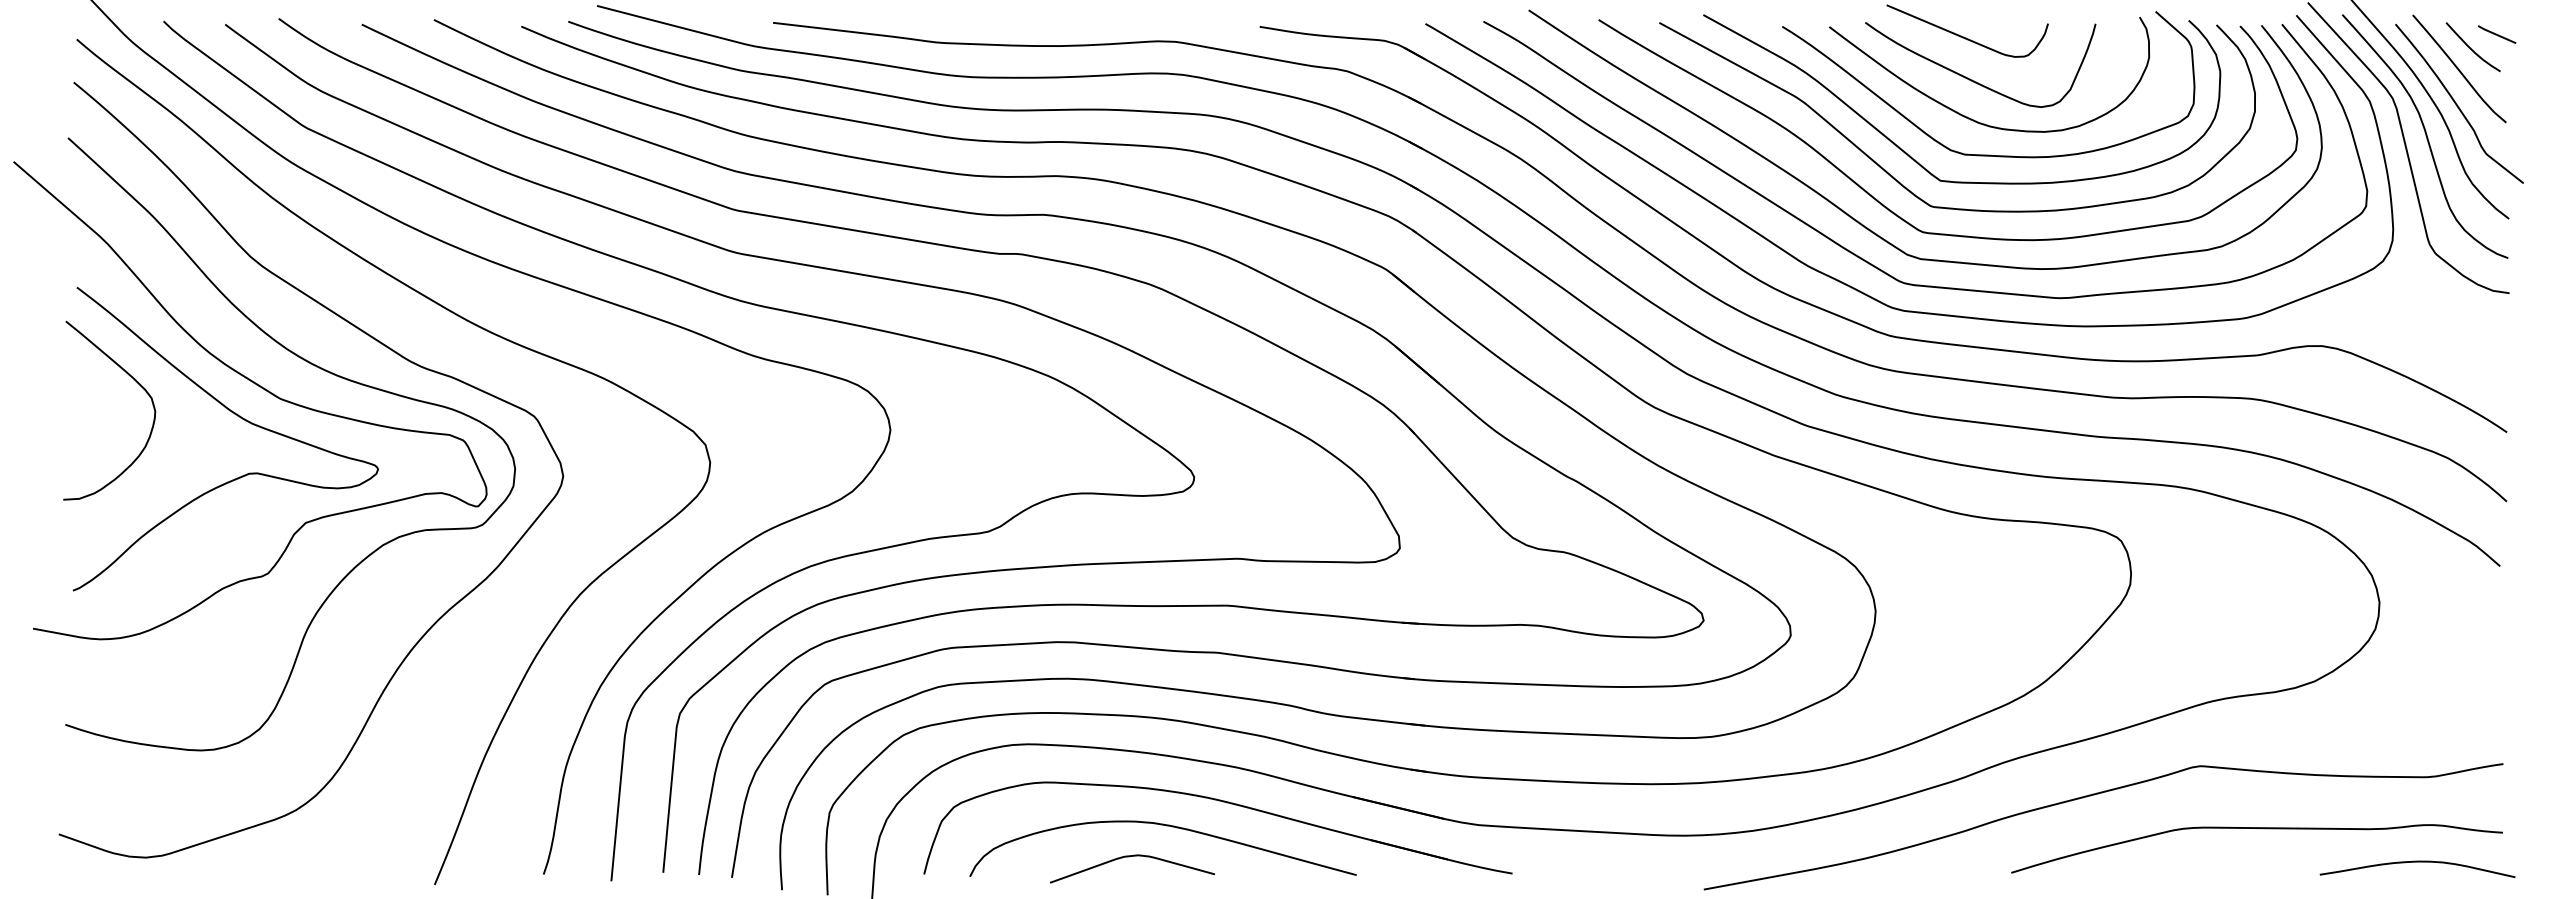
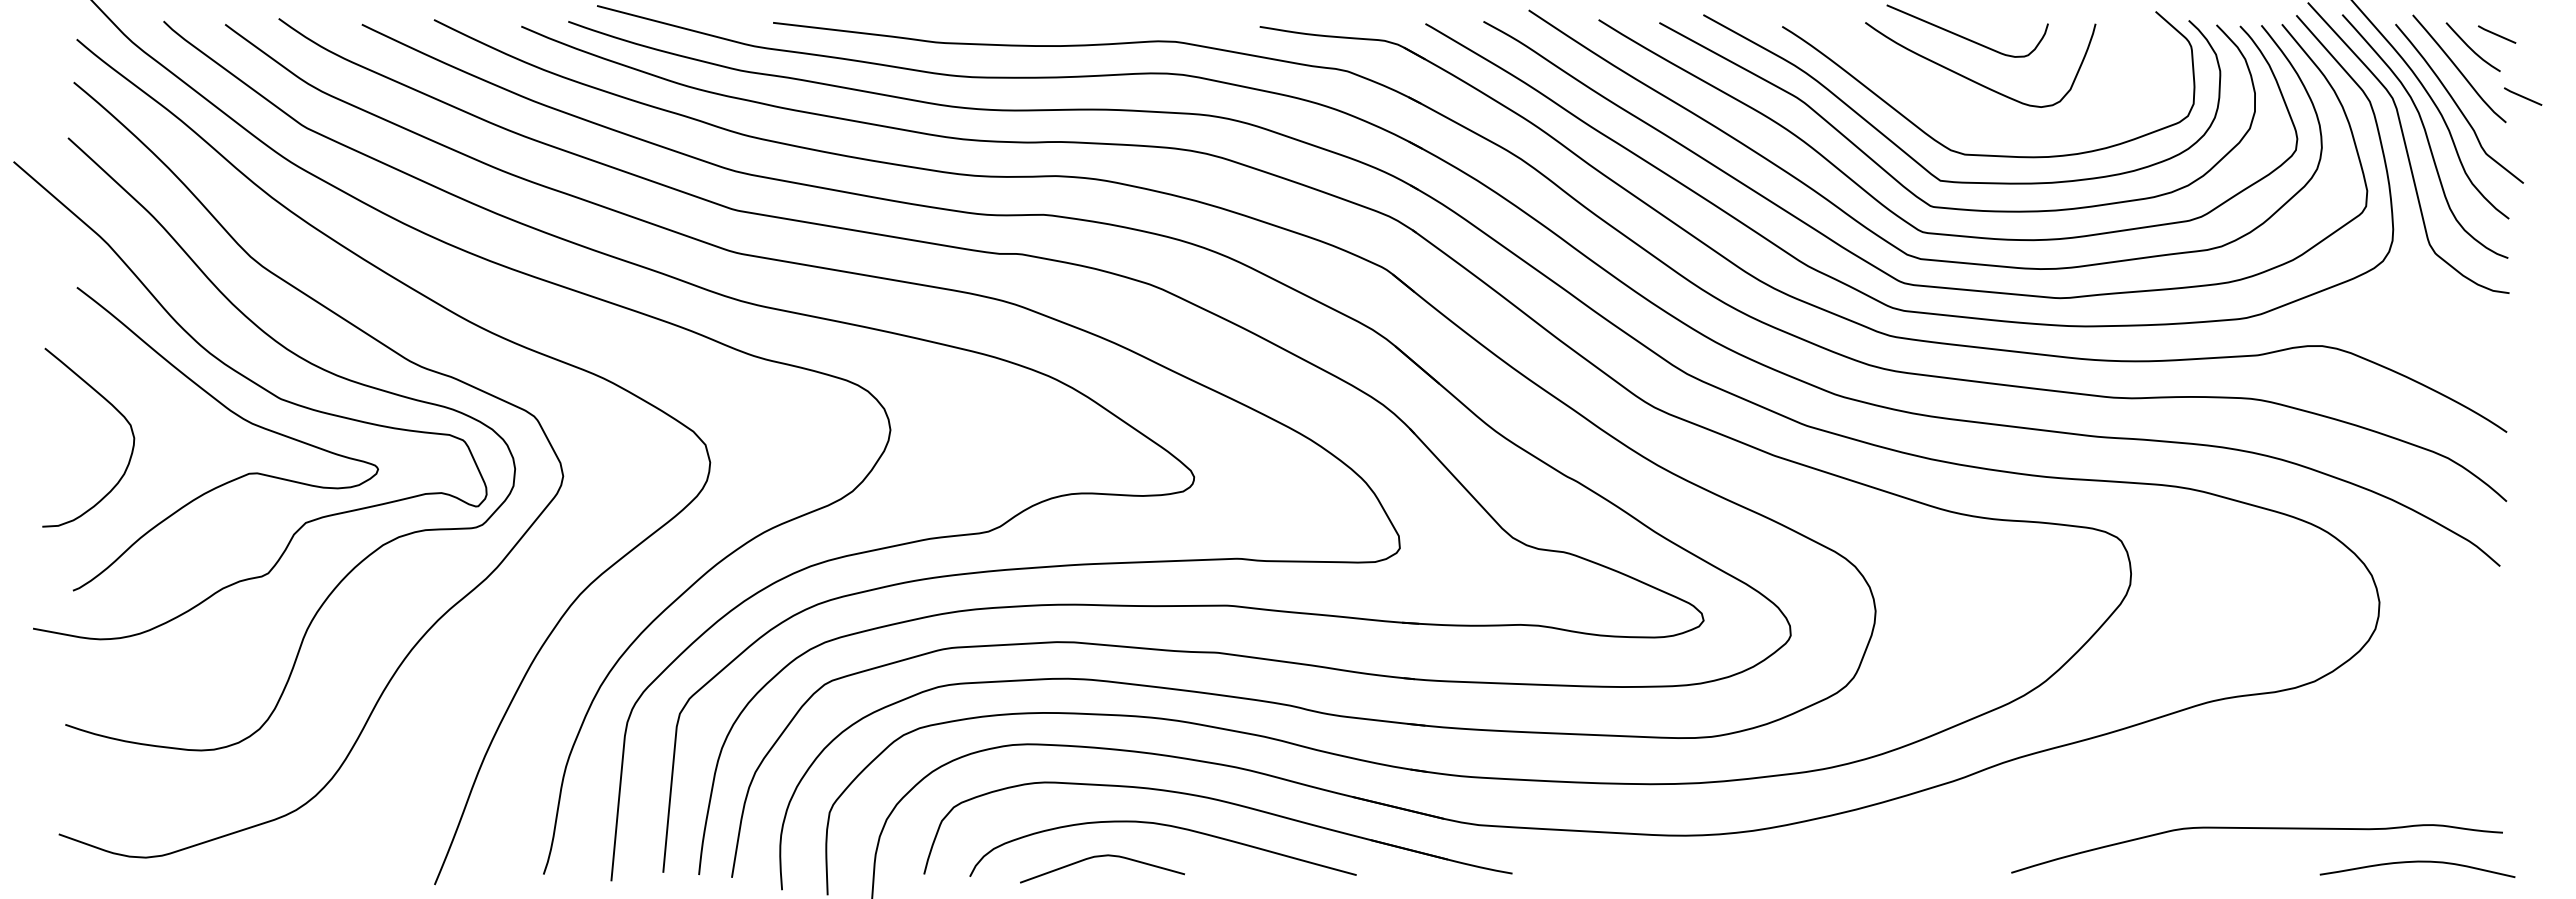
line: none -> present (2523, 96)
curve: present -> none (1967, 116)
curve position: (136, 382) -> (115, 409) (115, 409)
curve: present -> none (2094, 795)
curve position: (1129, 857) -> (1099, 857) (1099, 857)
